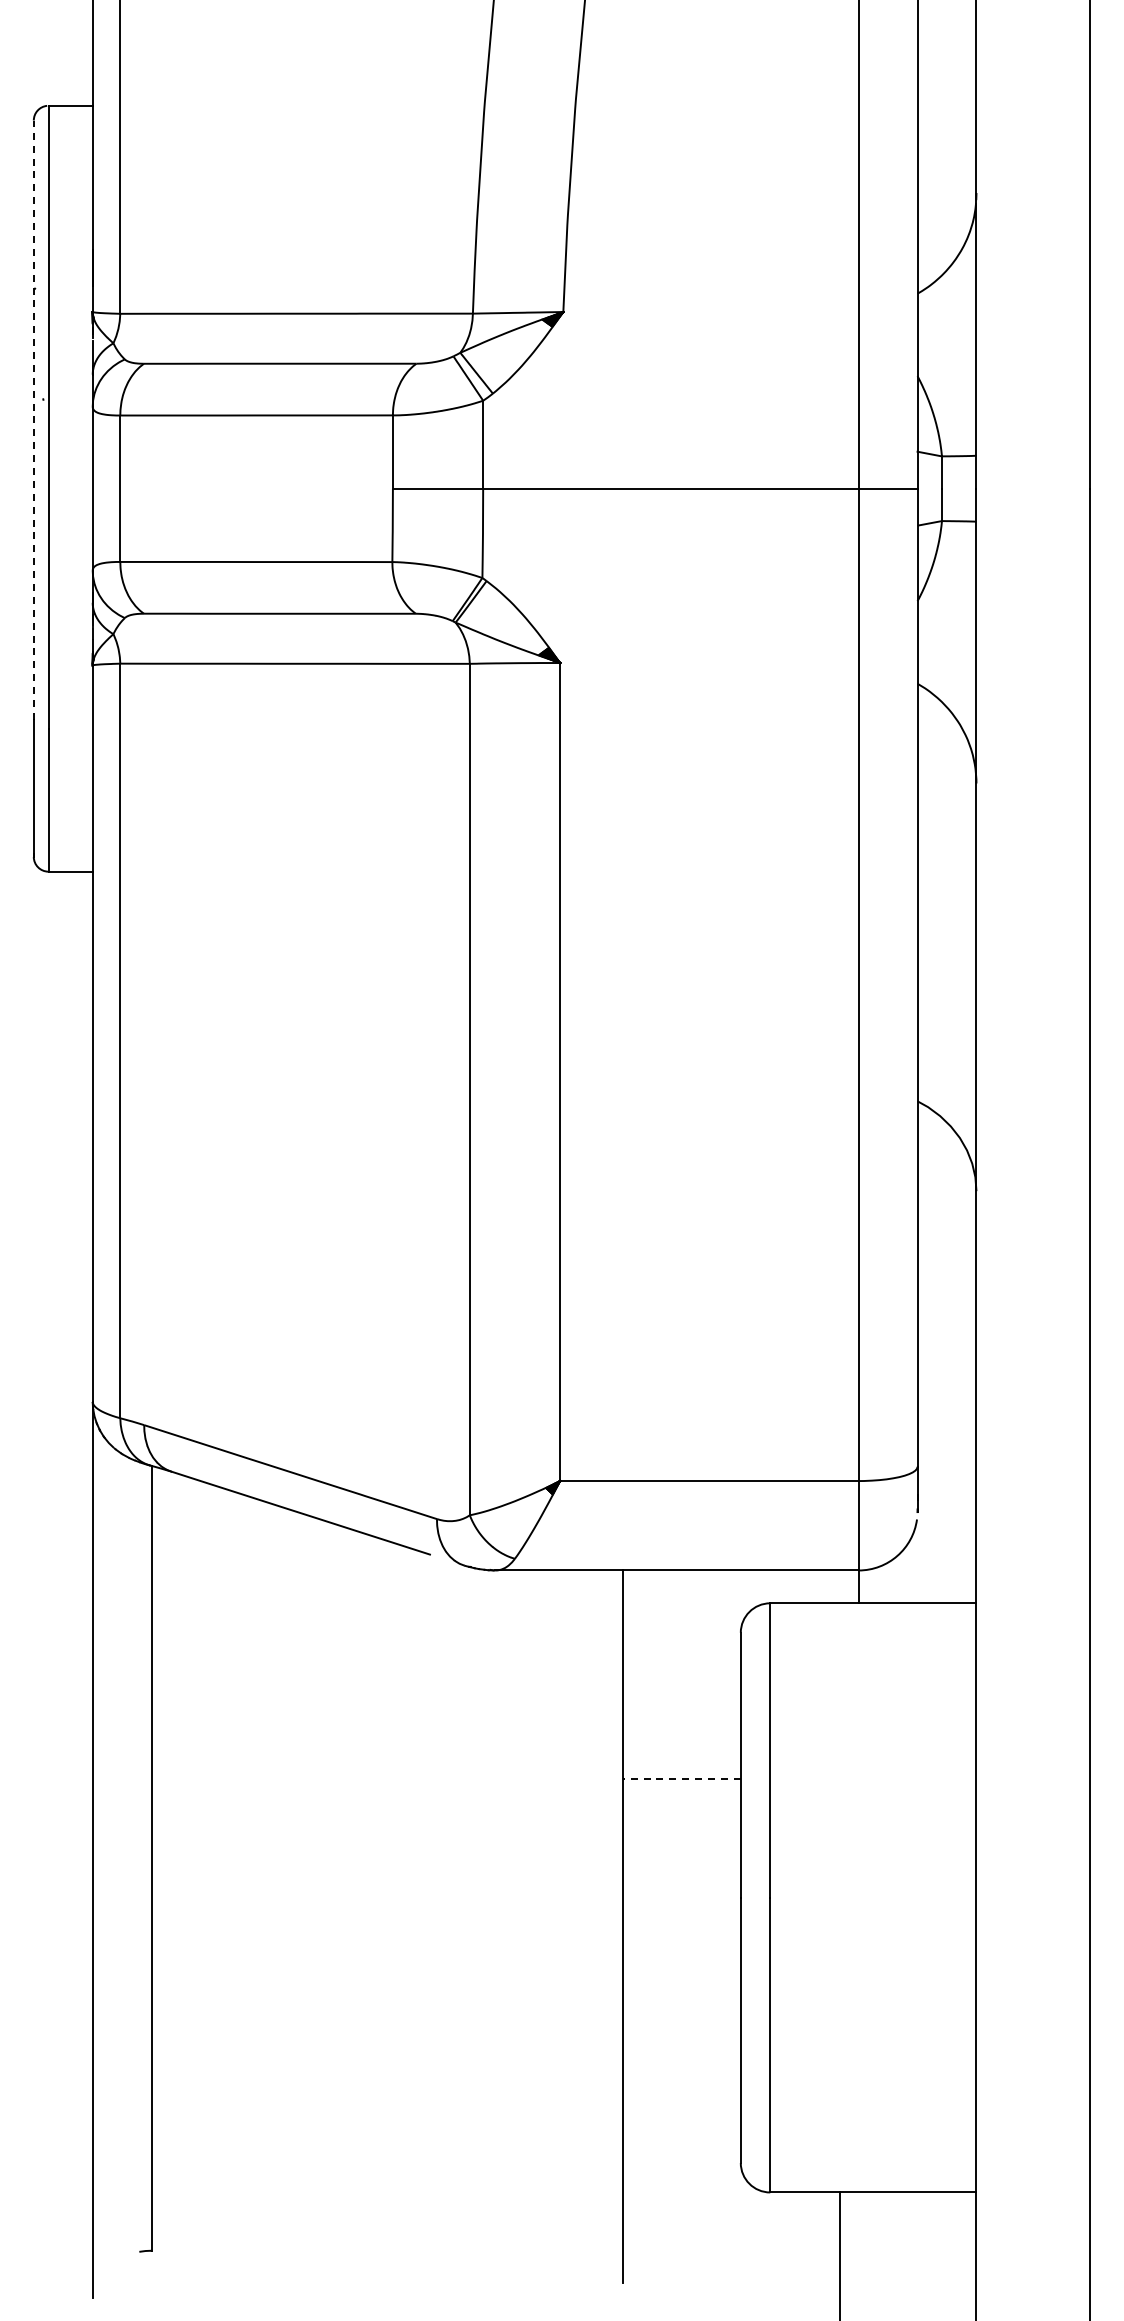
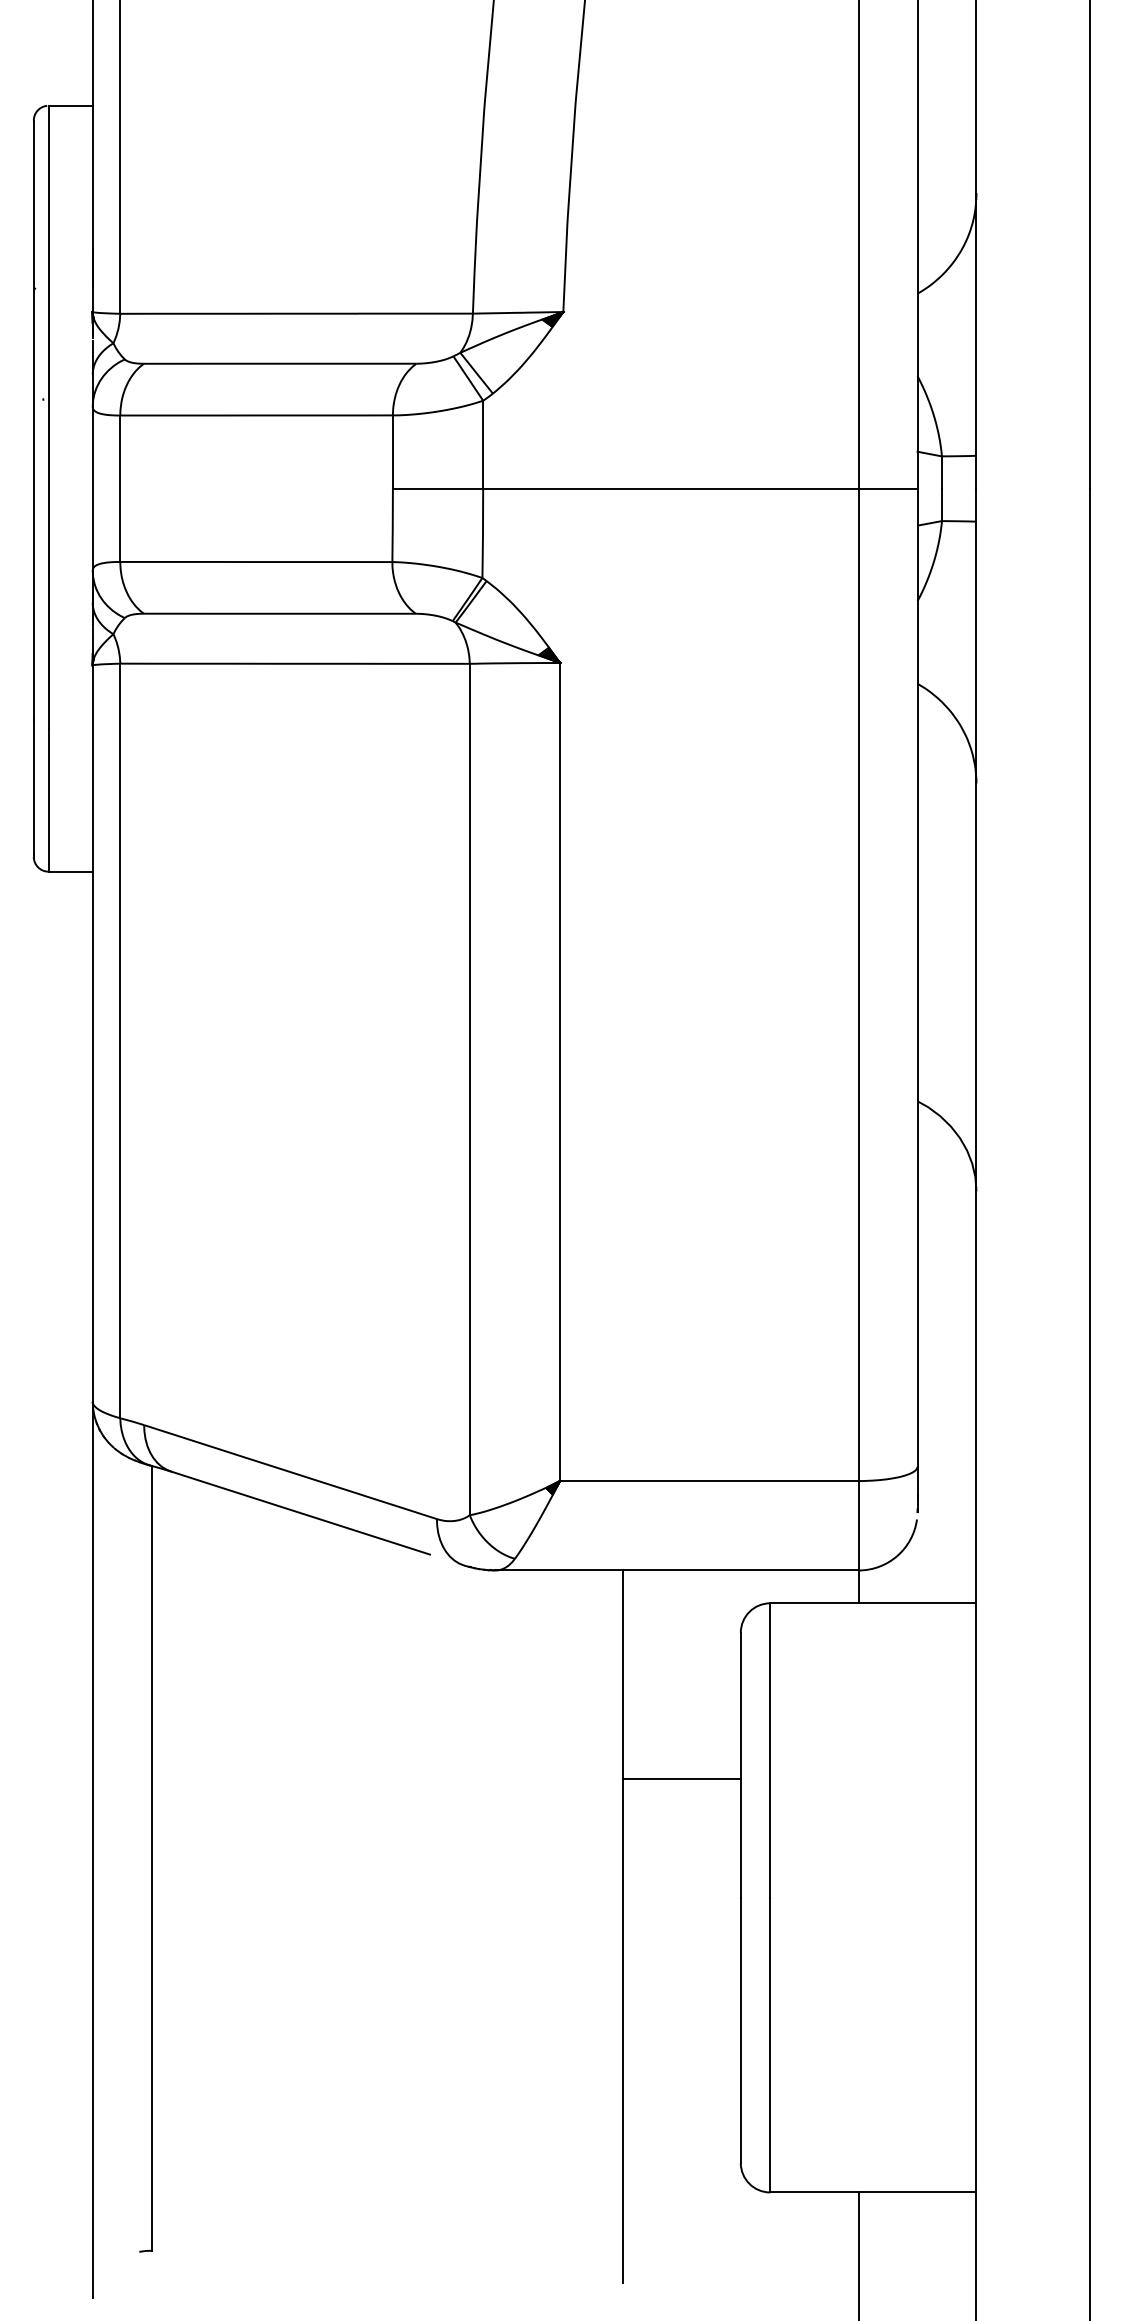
line: dashed -> solid (33, 420)
line: dashed -> solid (681, 1779)
line position: (839, 2254) -> (858, 2254) (858, 2254)
